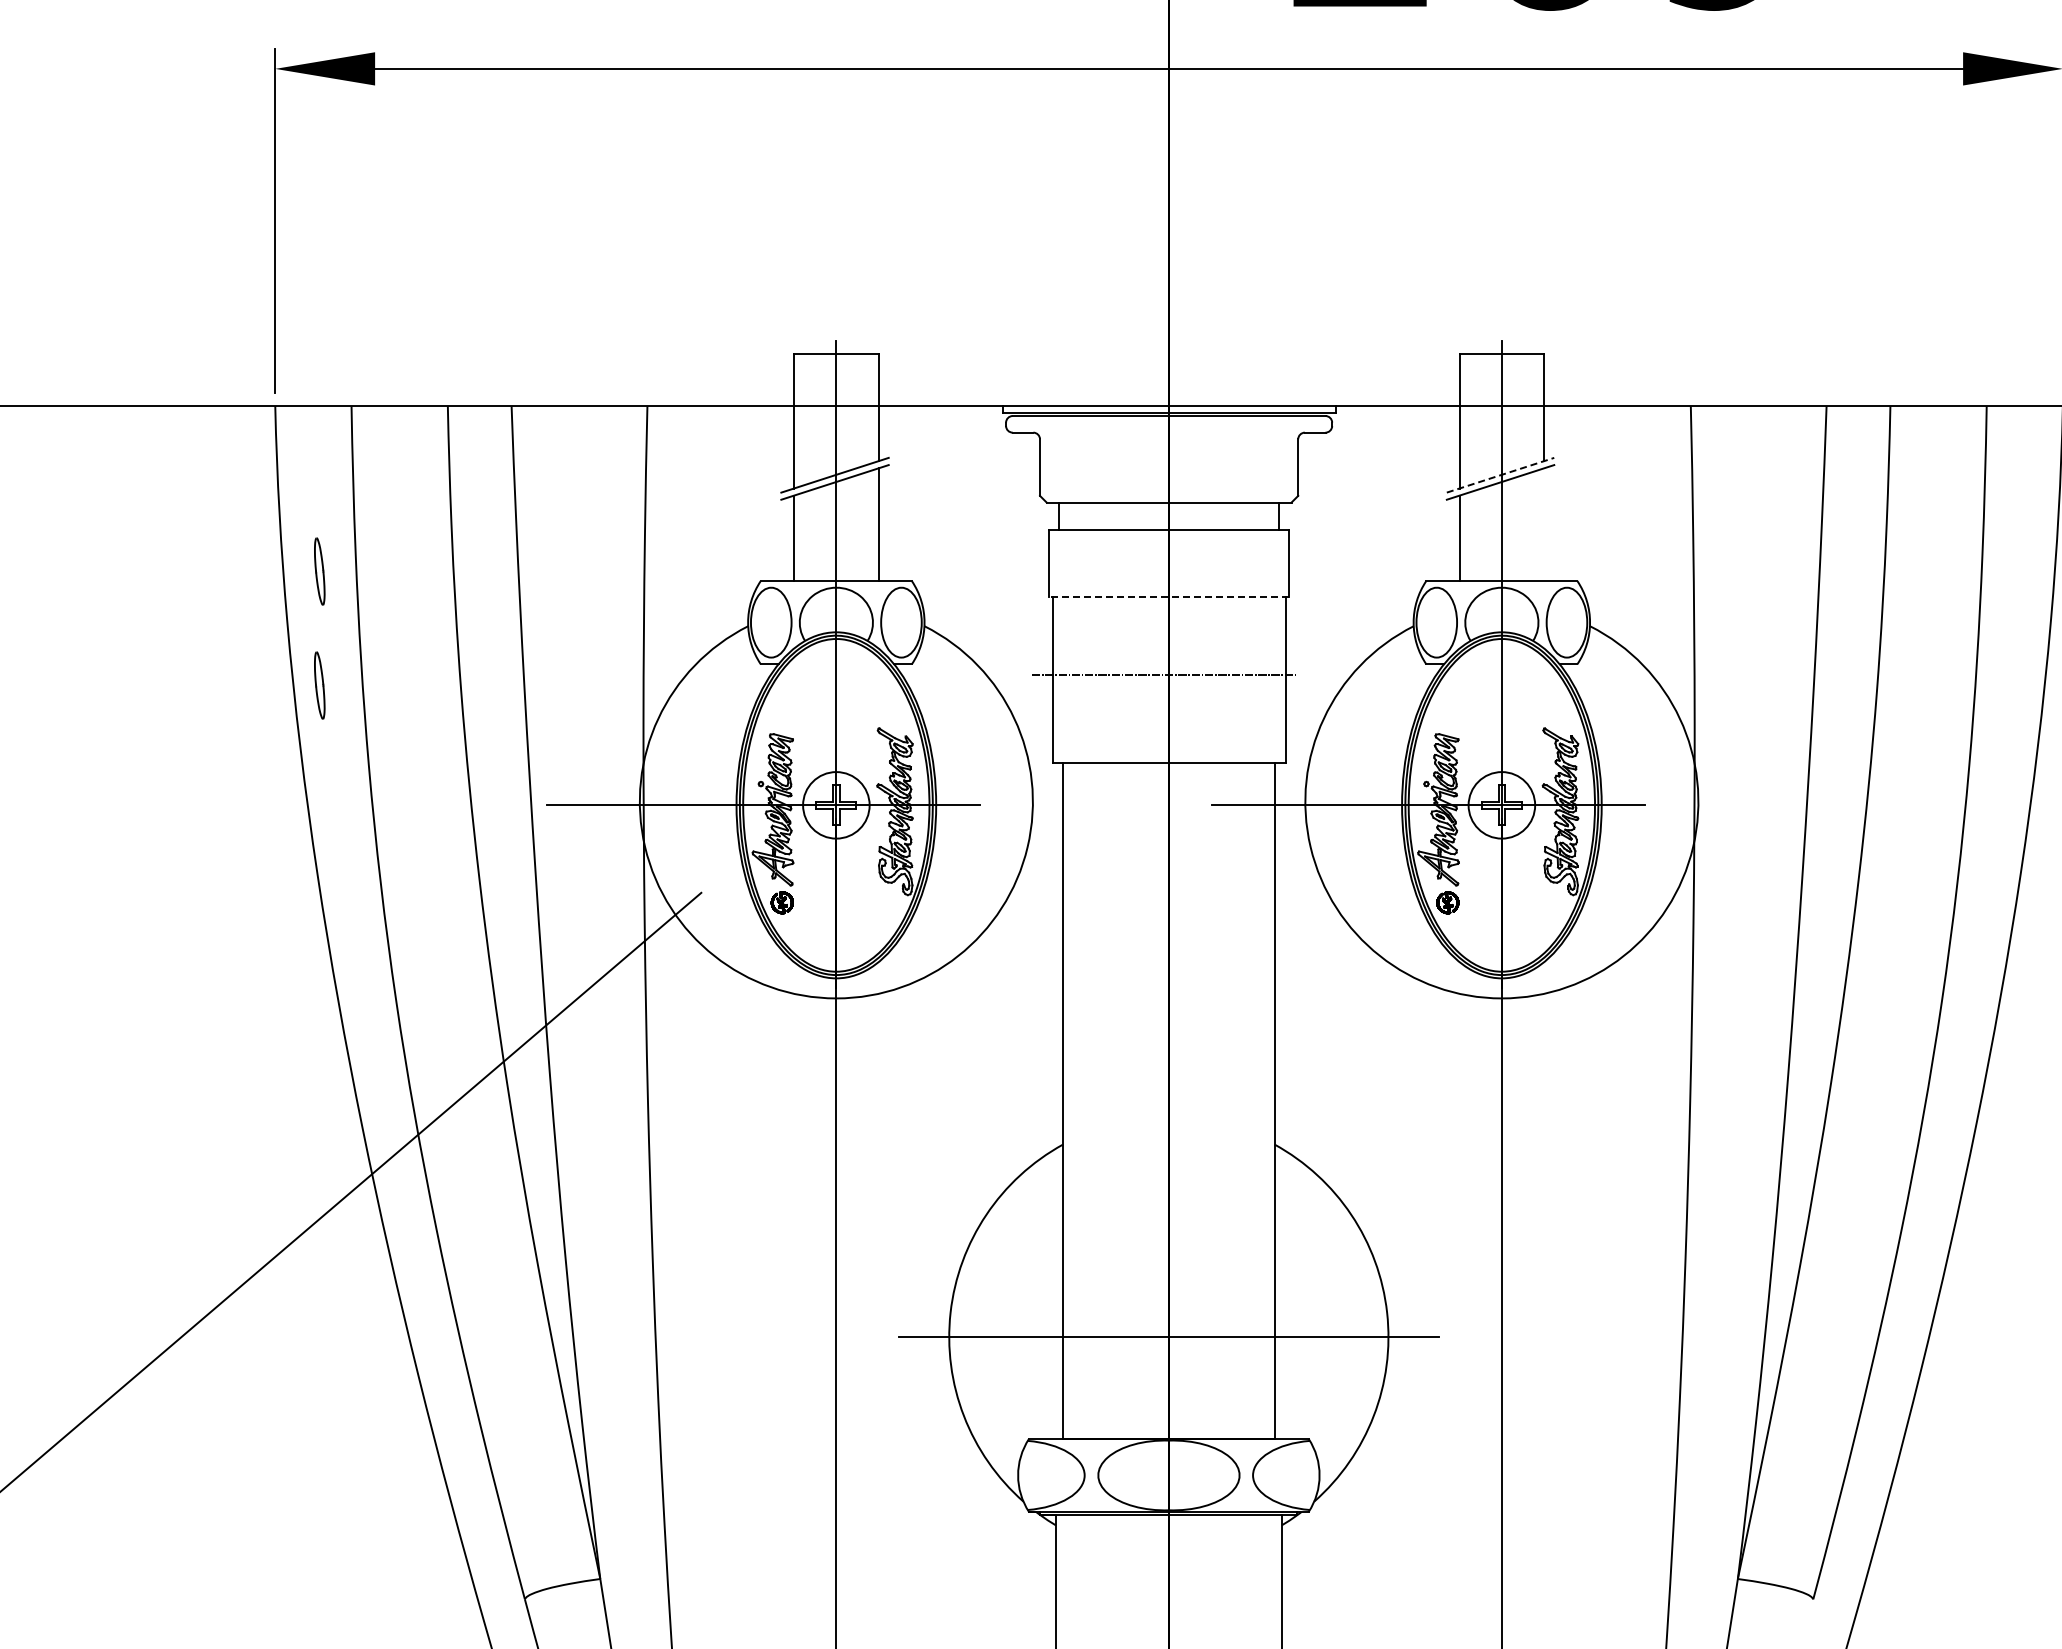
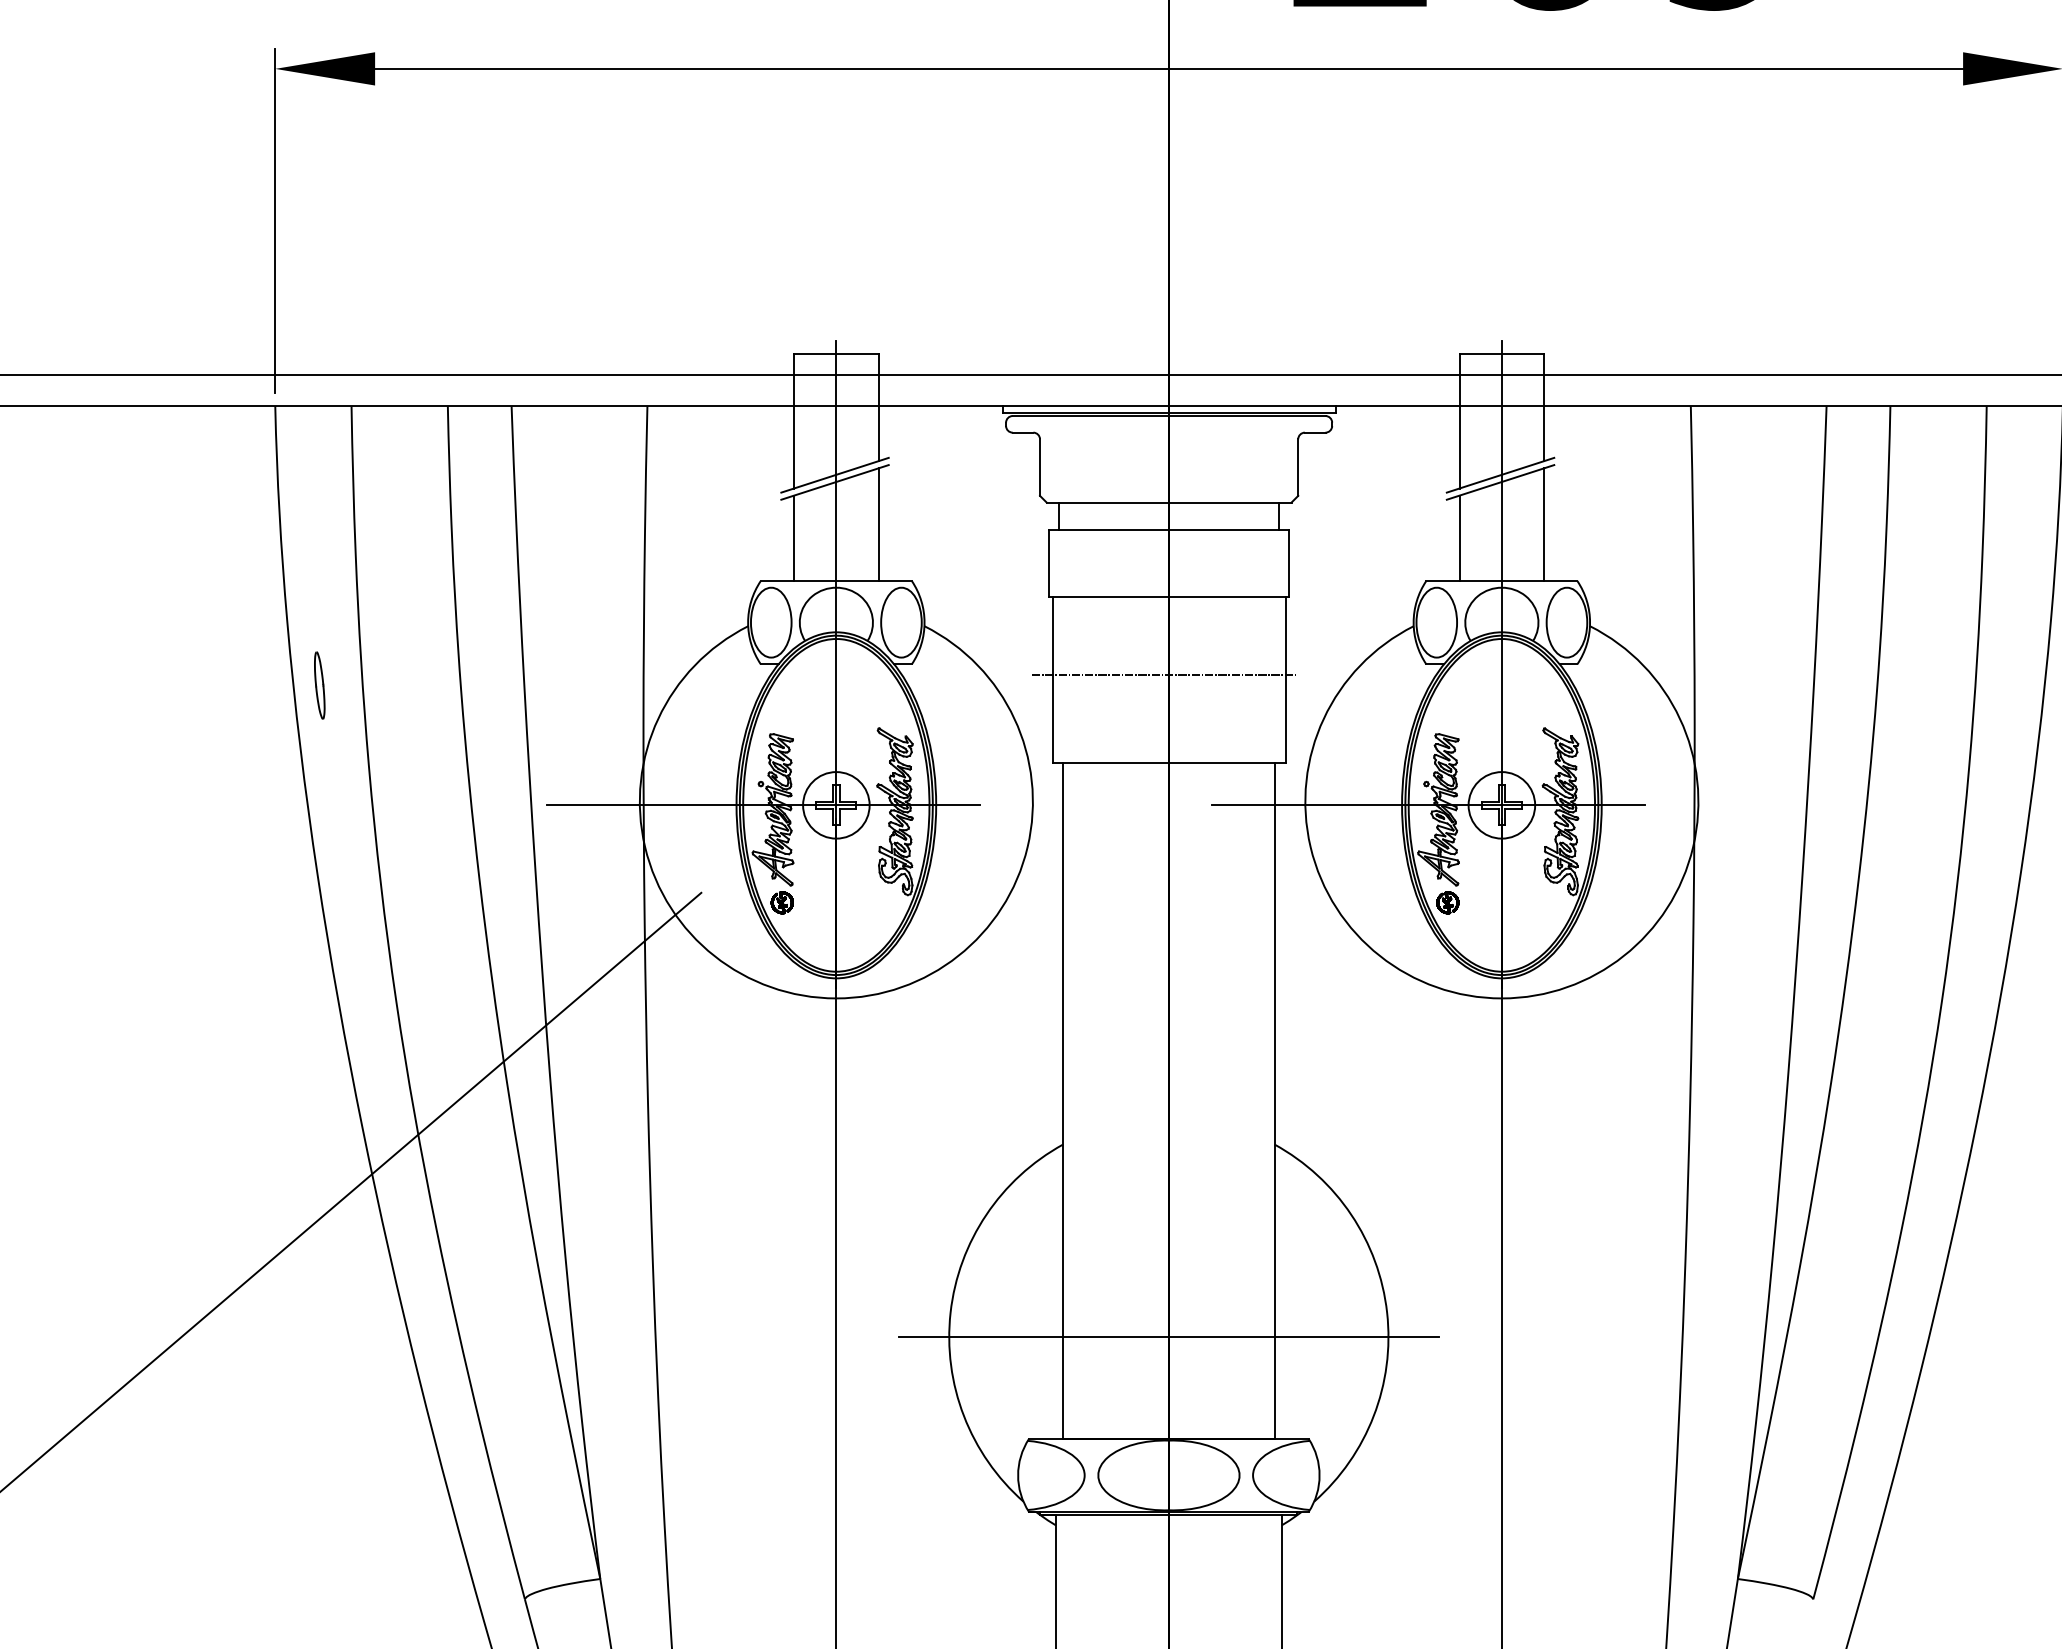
line: none -> present (1030, 375)
line: dashed -> solid (1501, 475)
line: none -> present (1544, 524)
part: present -> none (319, 571)
line: dashed -> solid (1169, 596)
